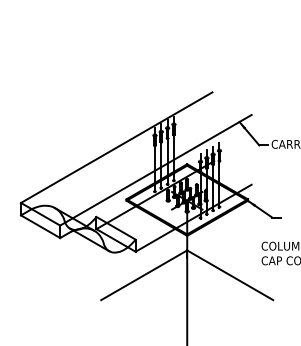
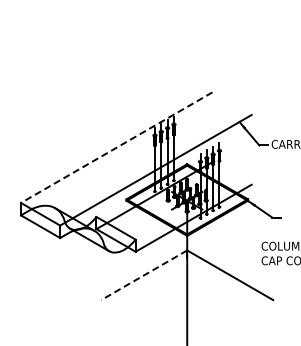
line: solid -> dashed (116, 147)
line: solid -> dashed (144, 275)
